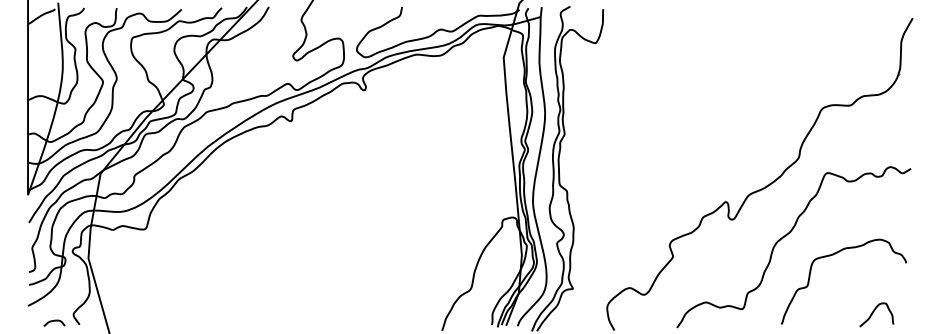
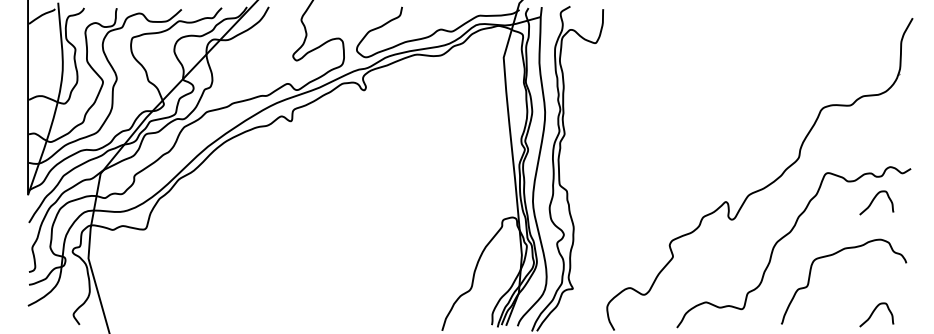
curve: none -> present (873, 201)
curve: present -> none (54, 321)
